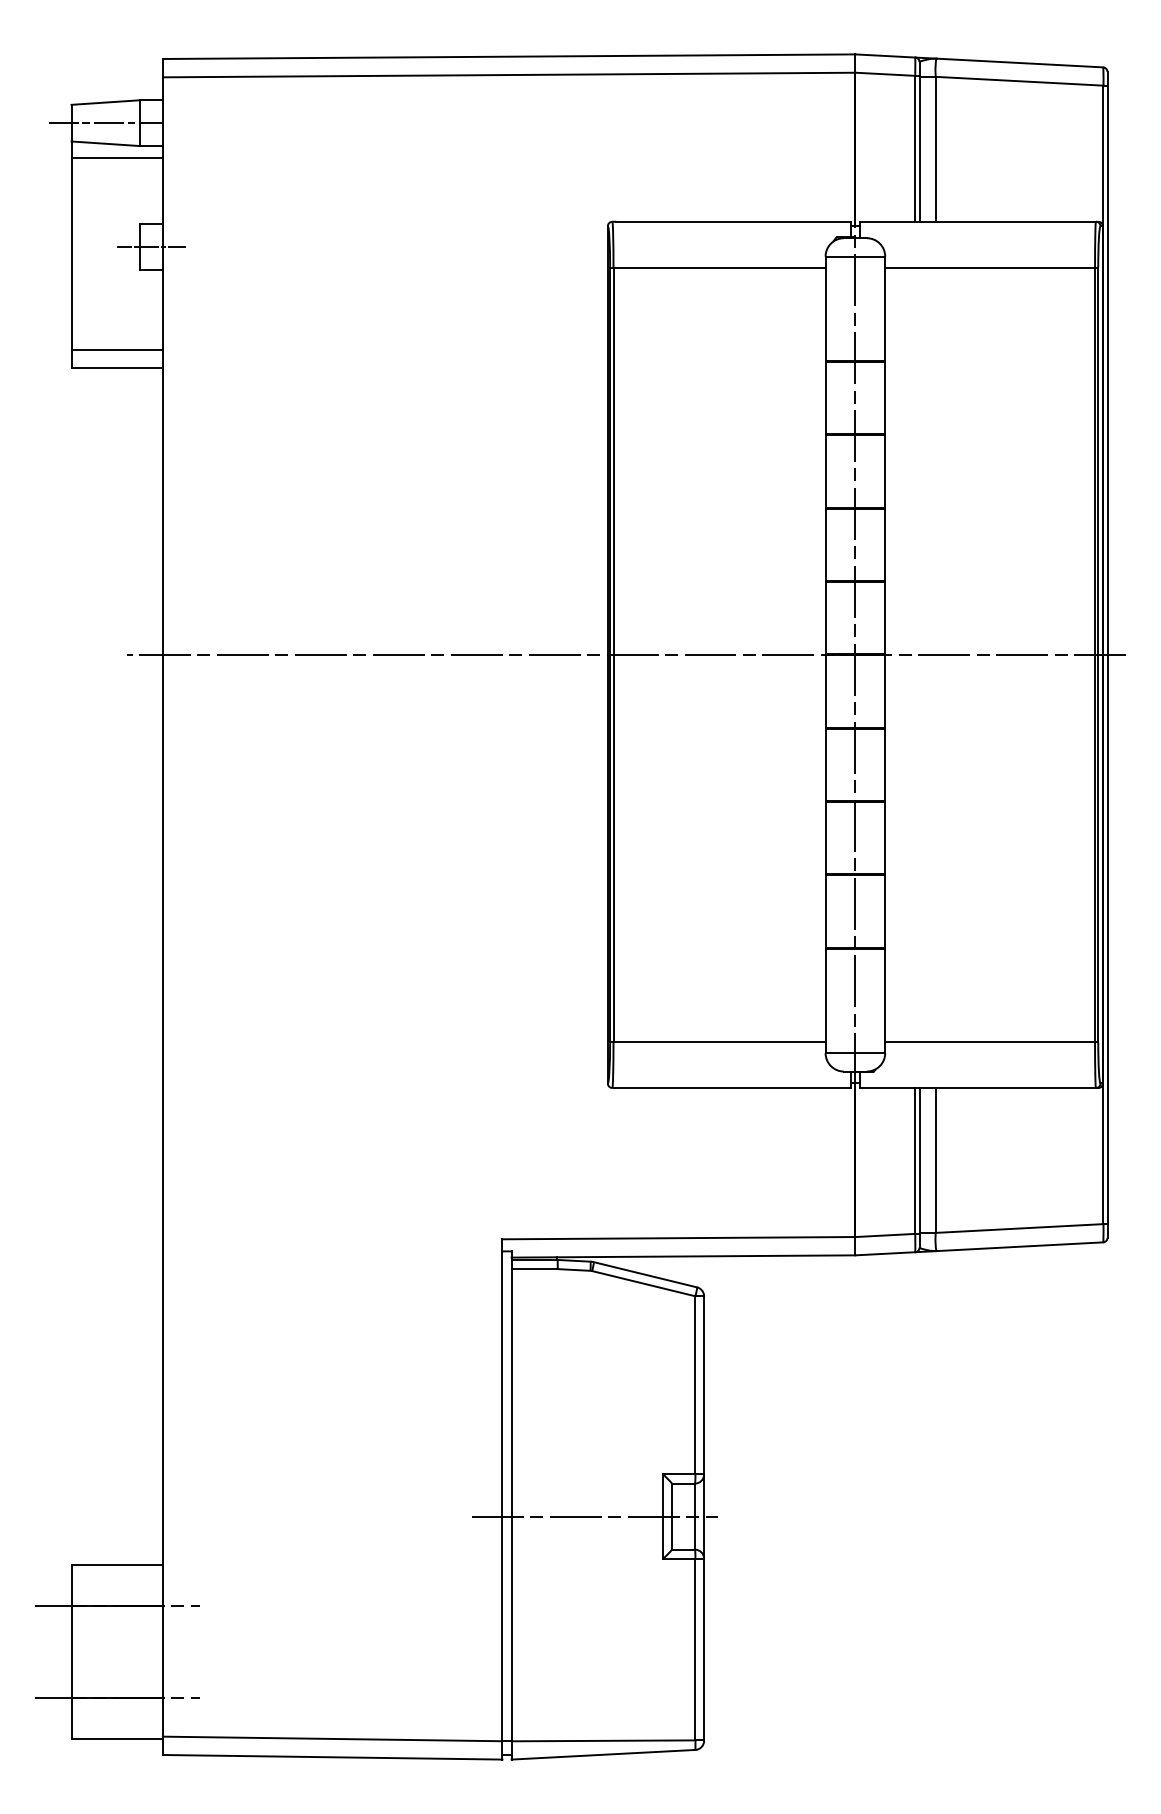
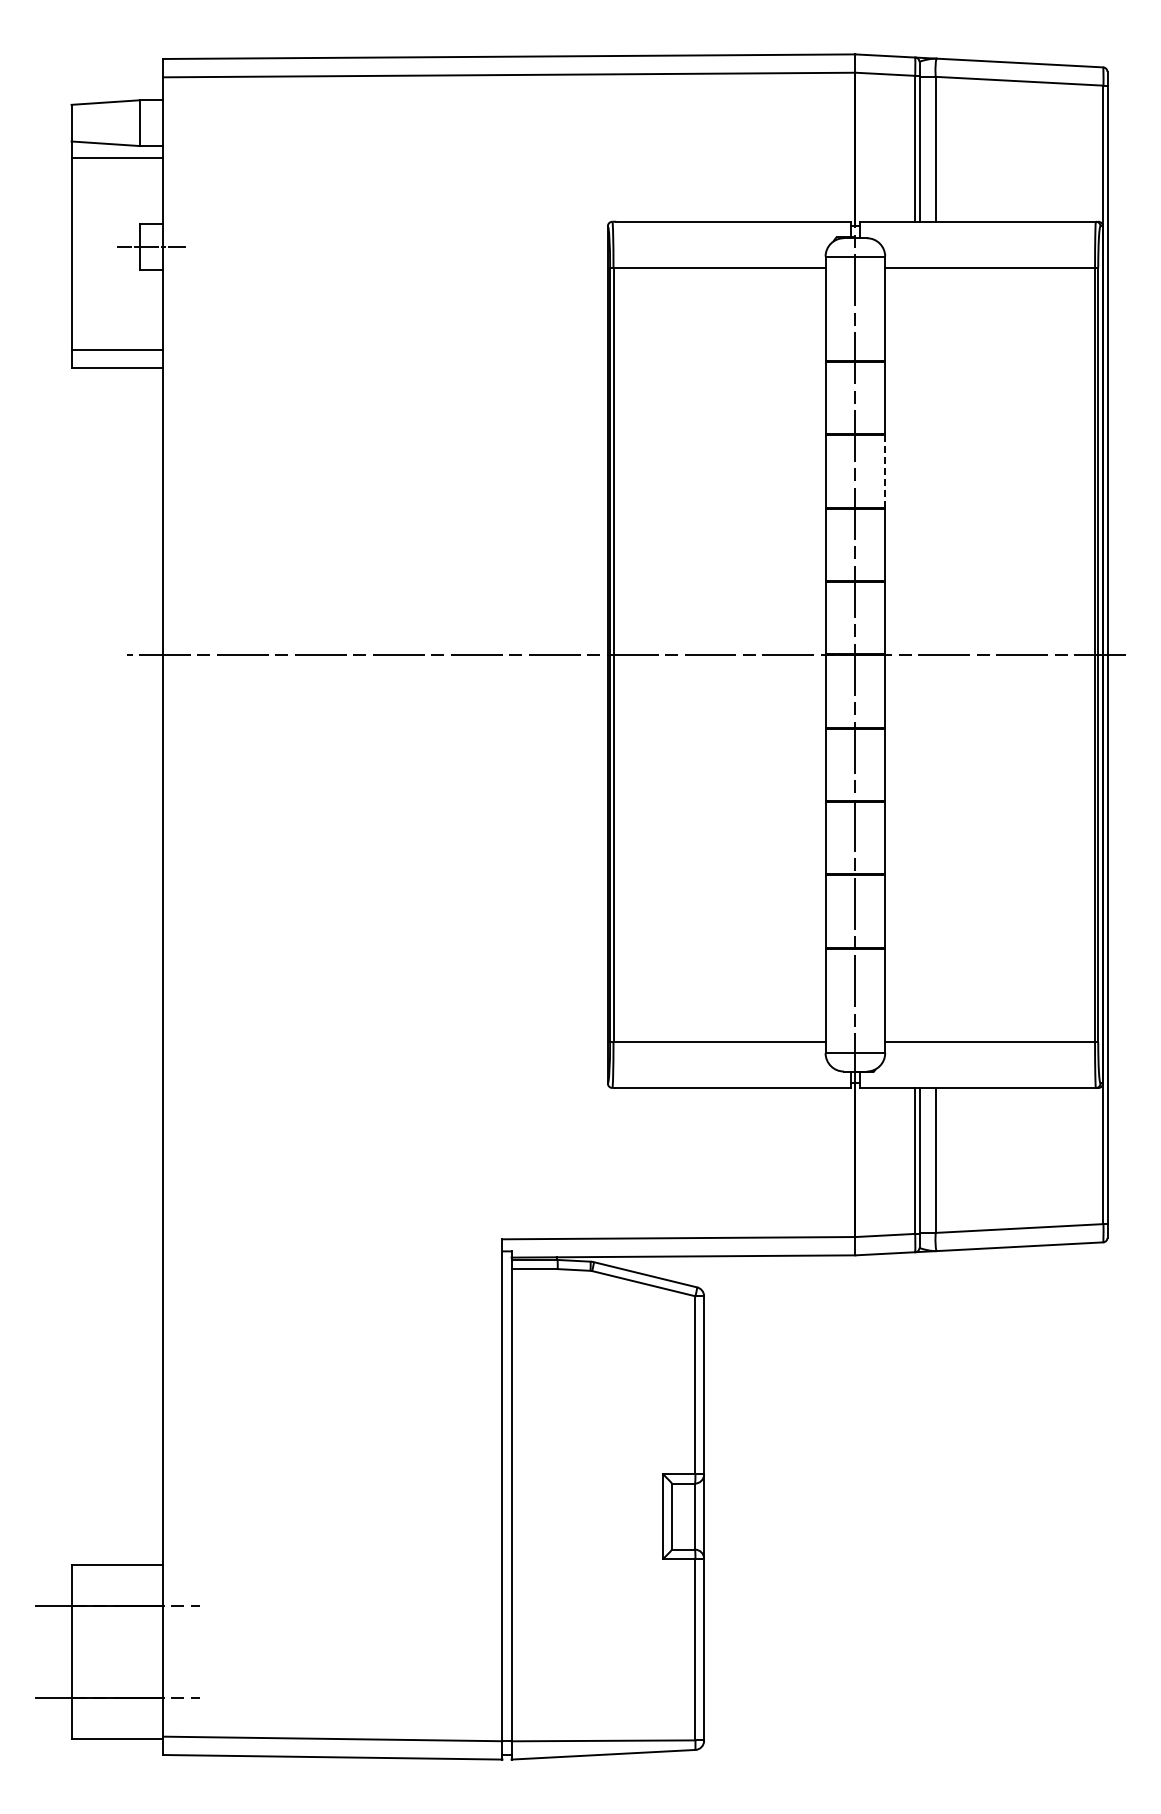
line: present -> none (105, 123)
line: solid -> dashed (885, 472)
line: present -> none (594, 1516)
